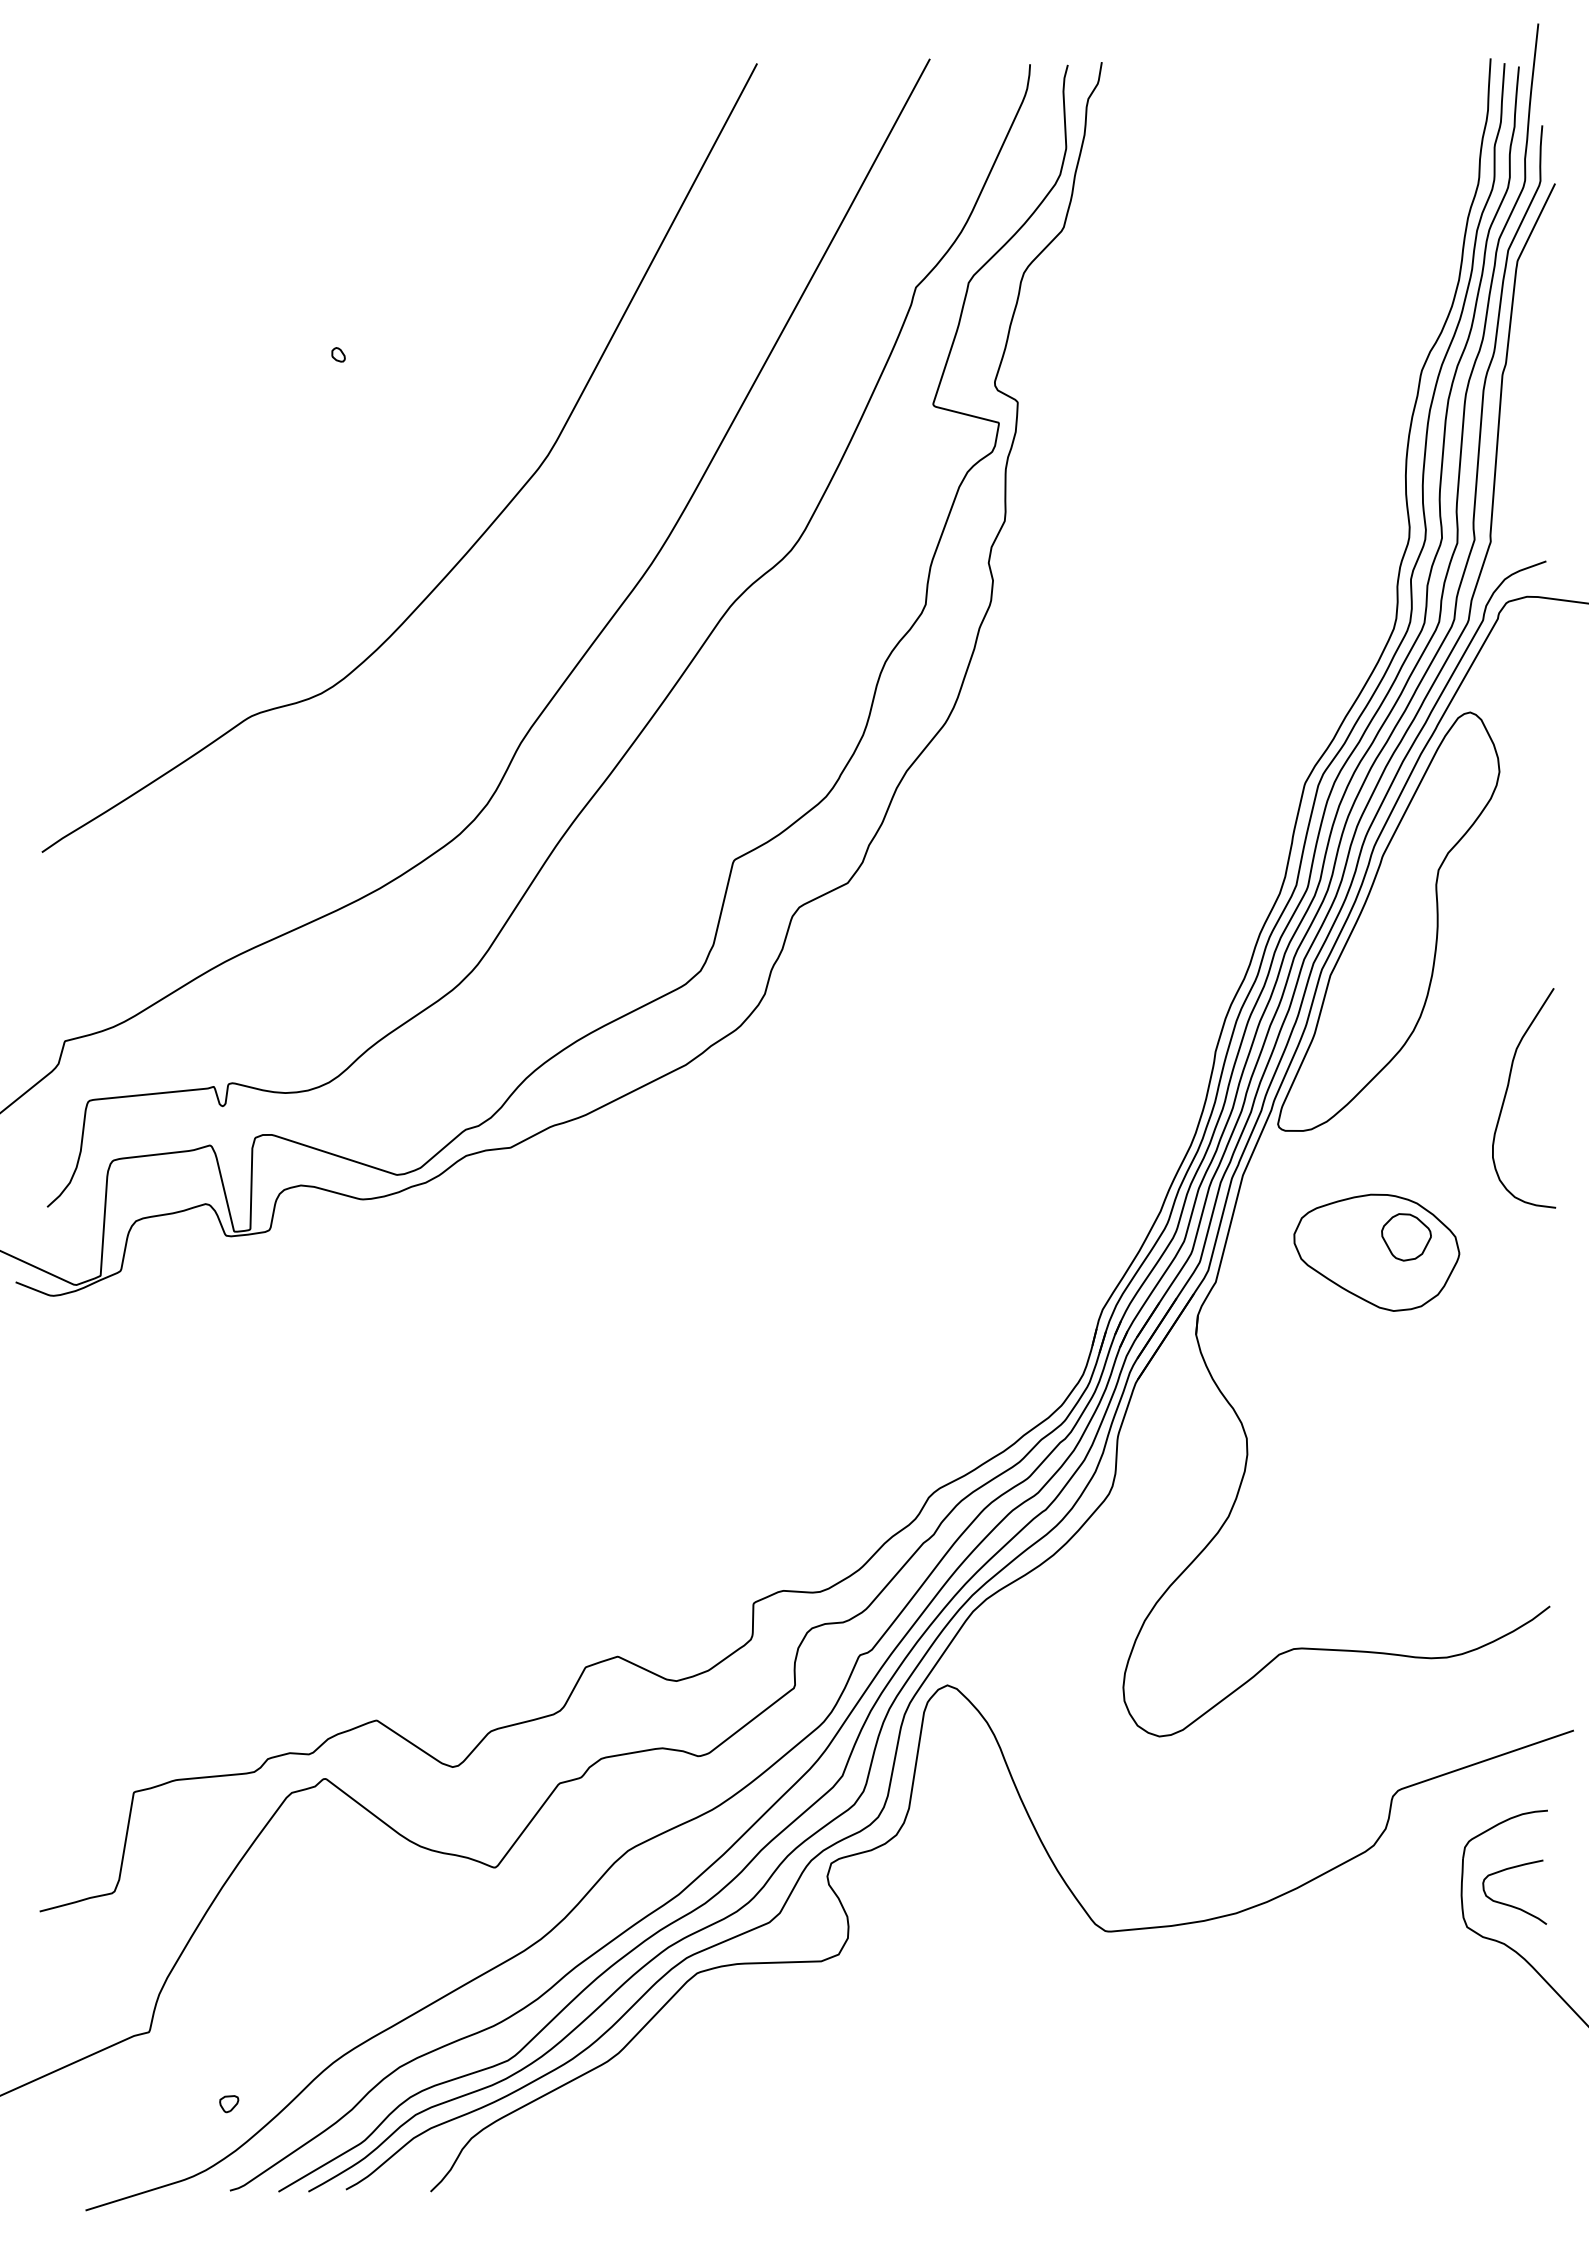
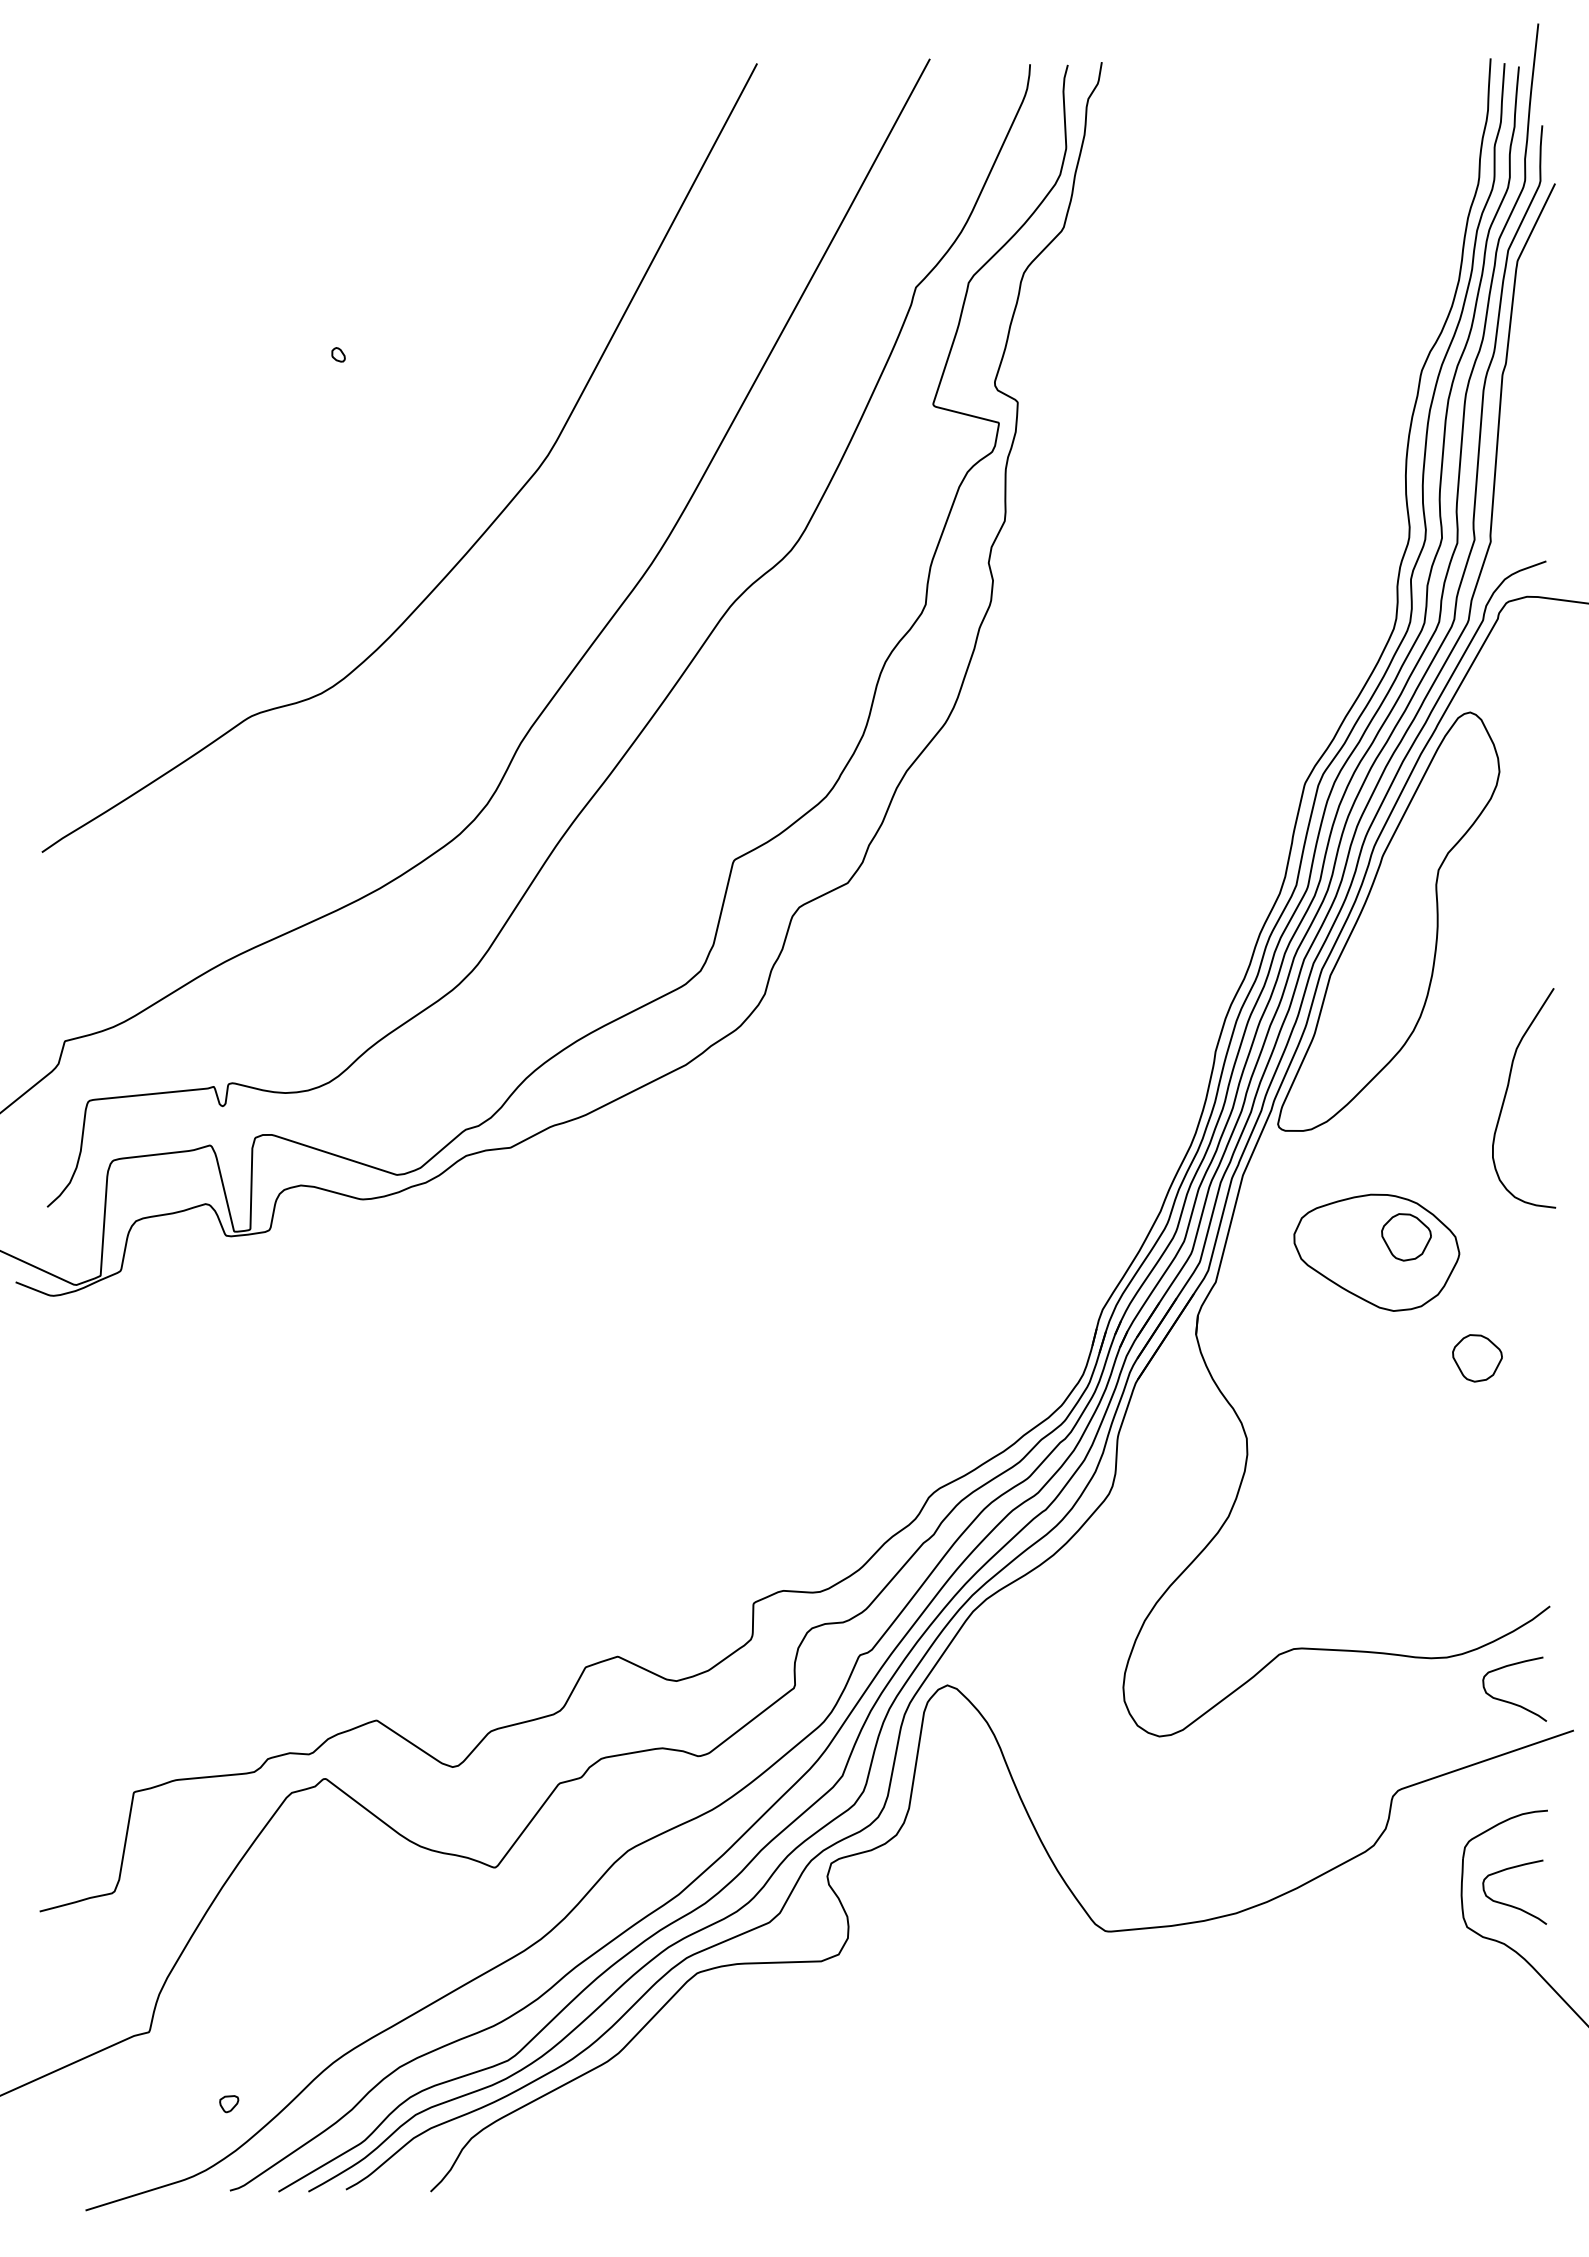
part: none -> present (1477, 1358)
curve: none -> present (1509, 1701)
